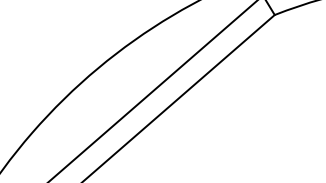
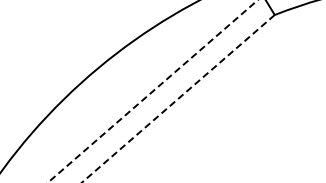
line: solid -> dashed (152, 91)
line: solid -> dashed (178, 98)
